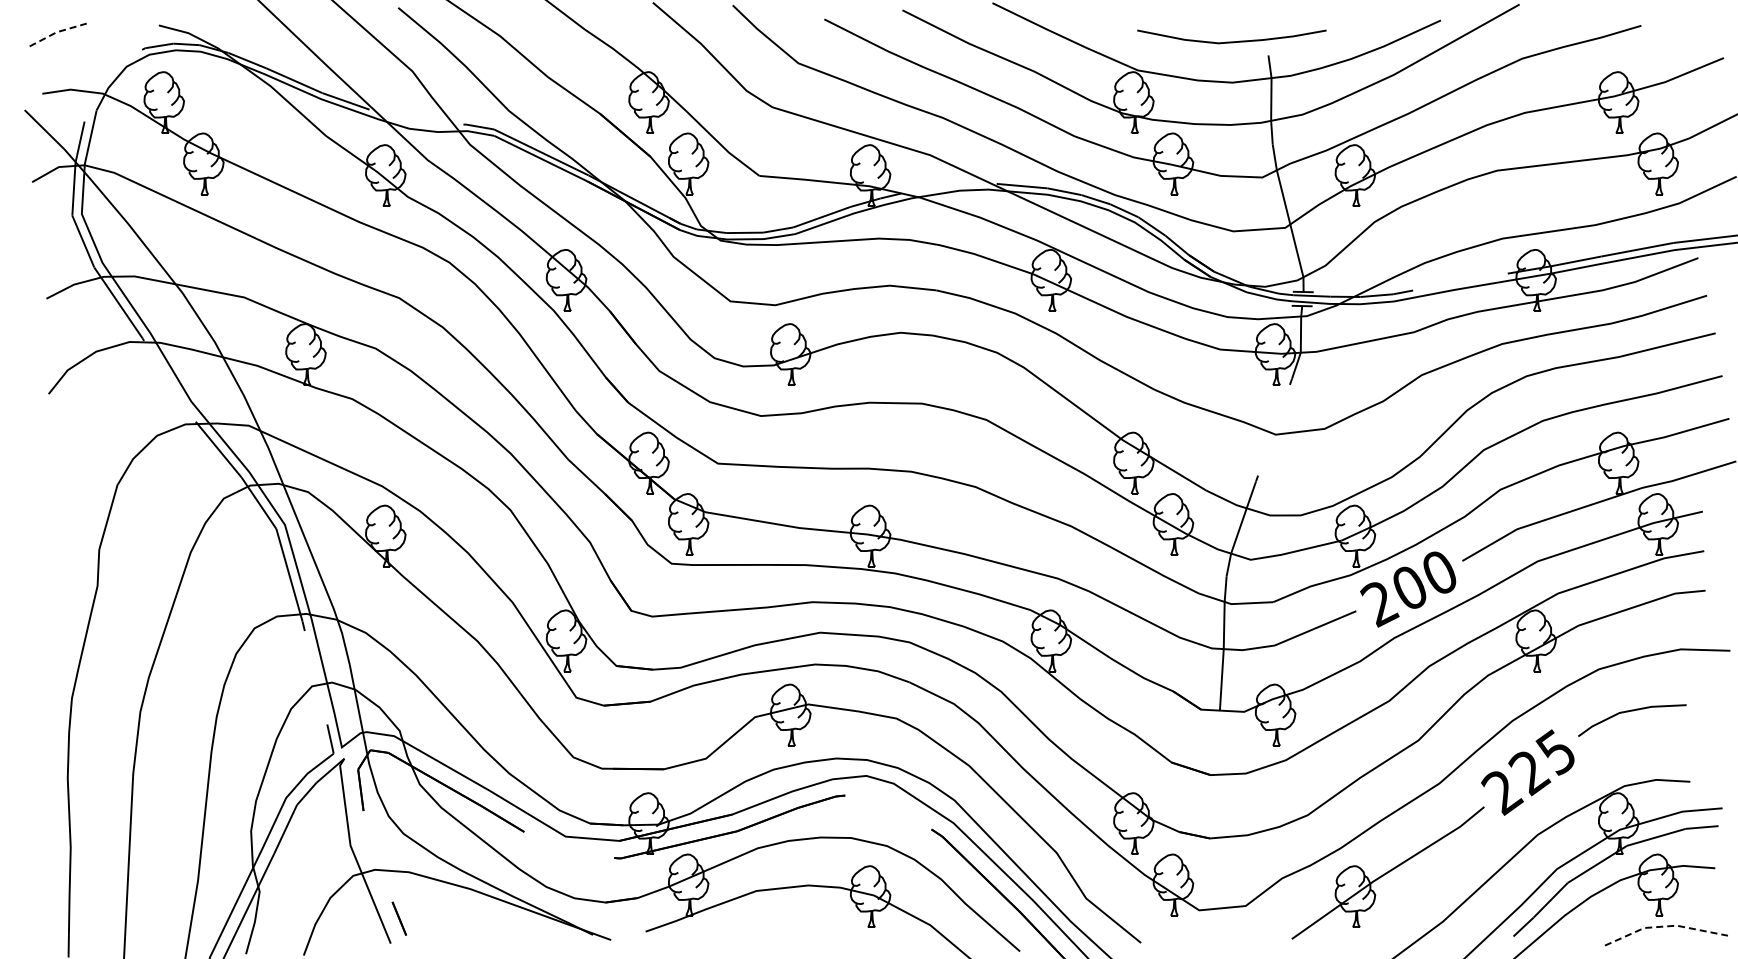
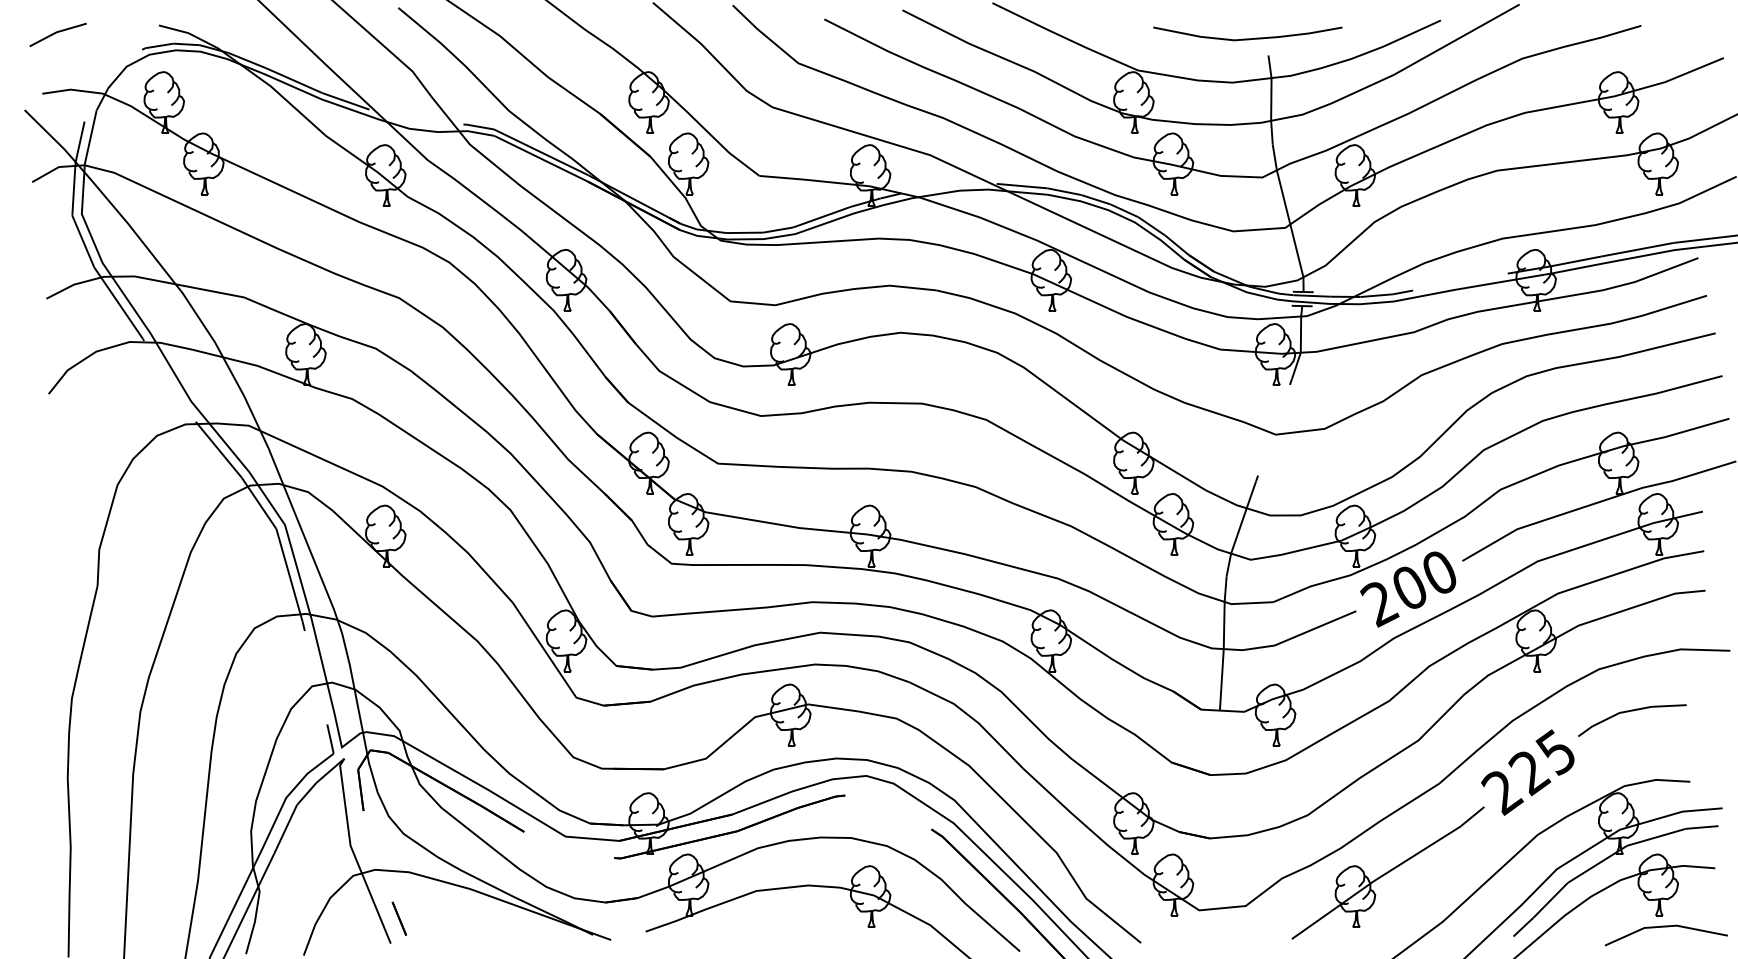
line: dashed -> solid (56, 32)
curve position: (1231, 41) -> (1247, 38) (1247, 38)
line: dashed -> solid (1664, 926)
